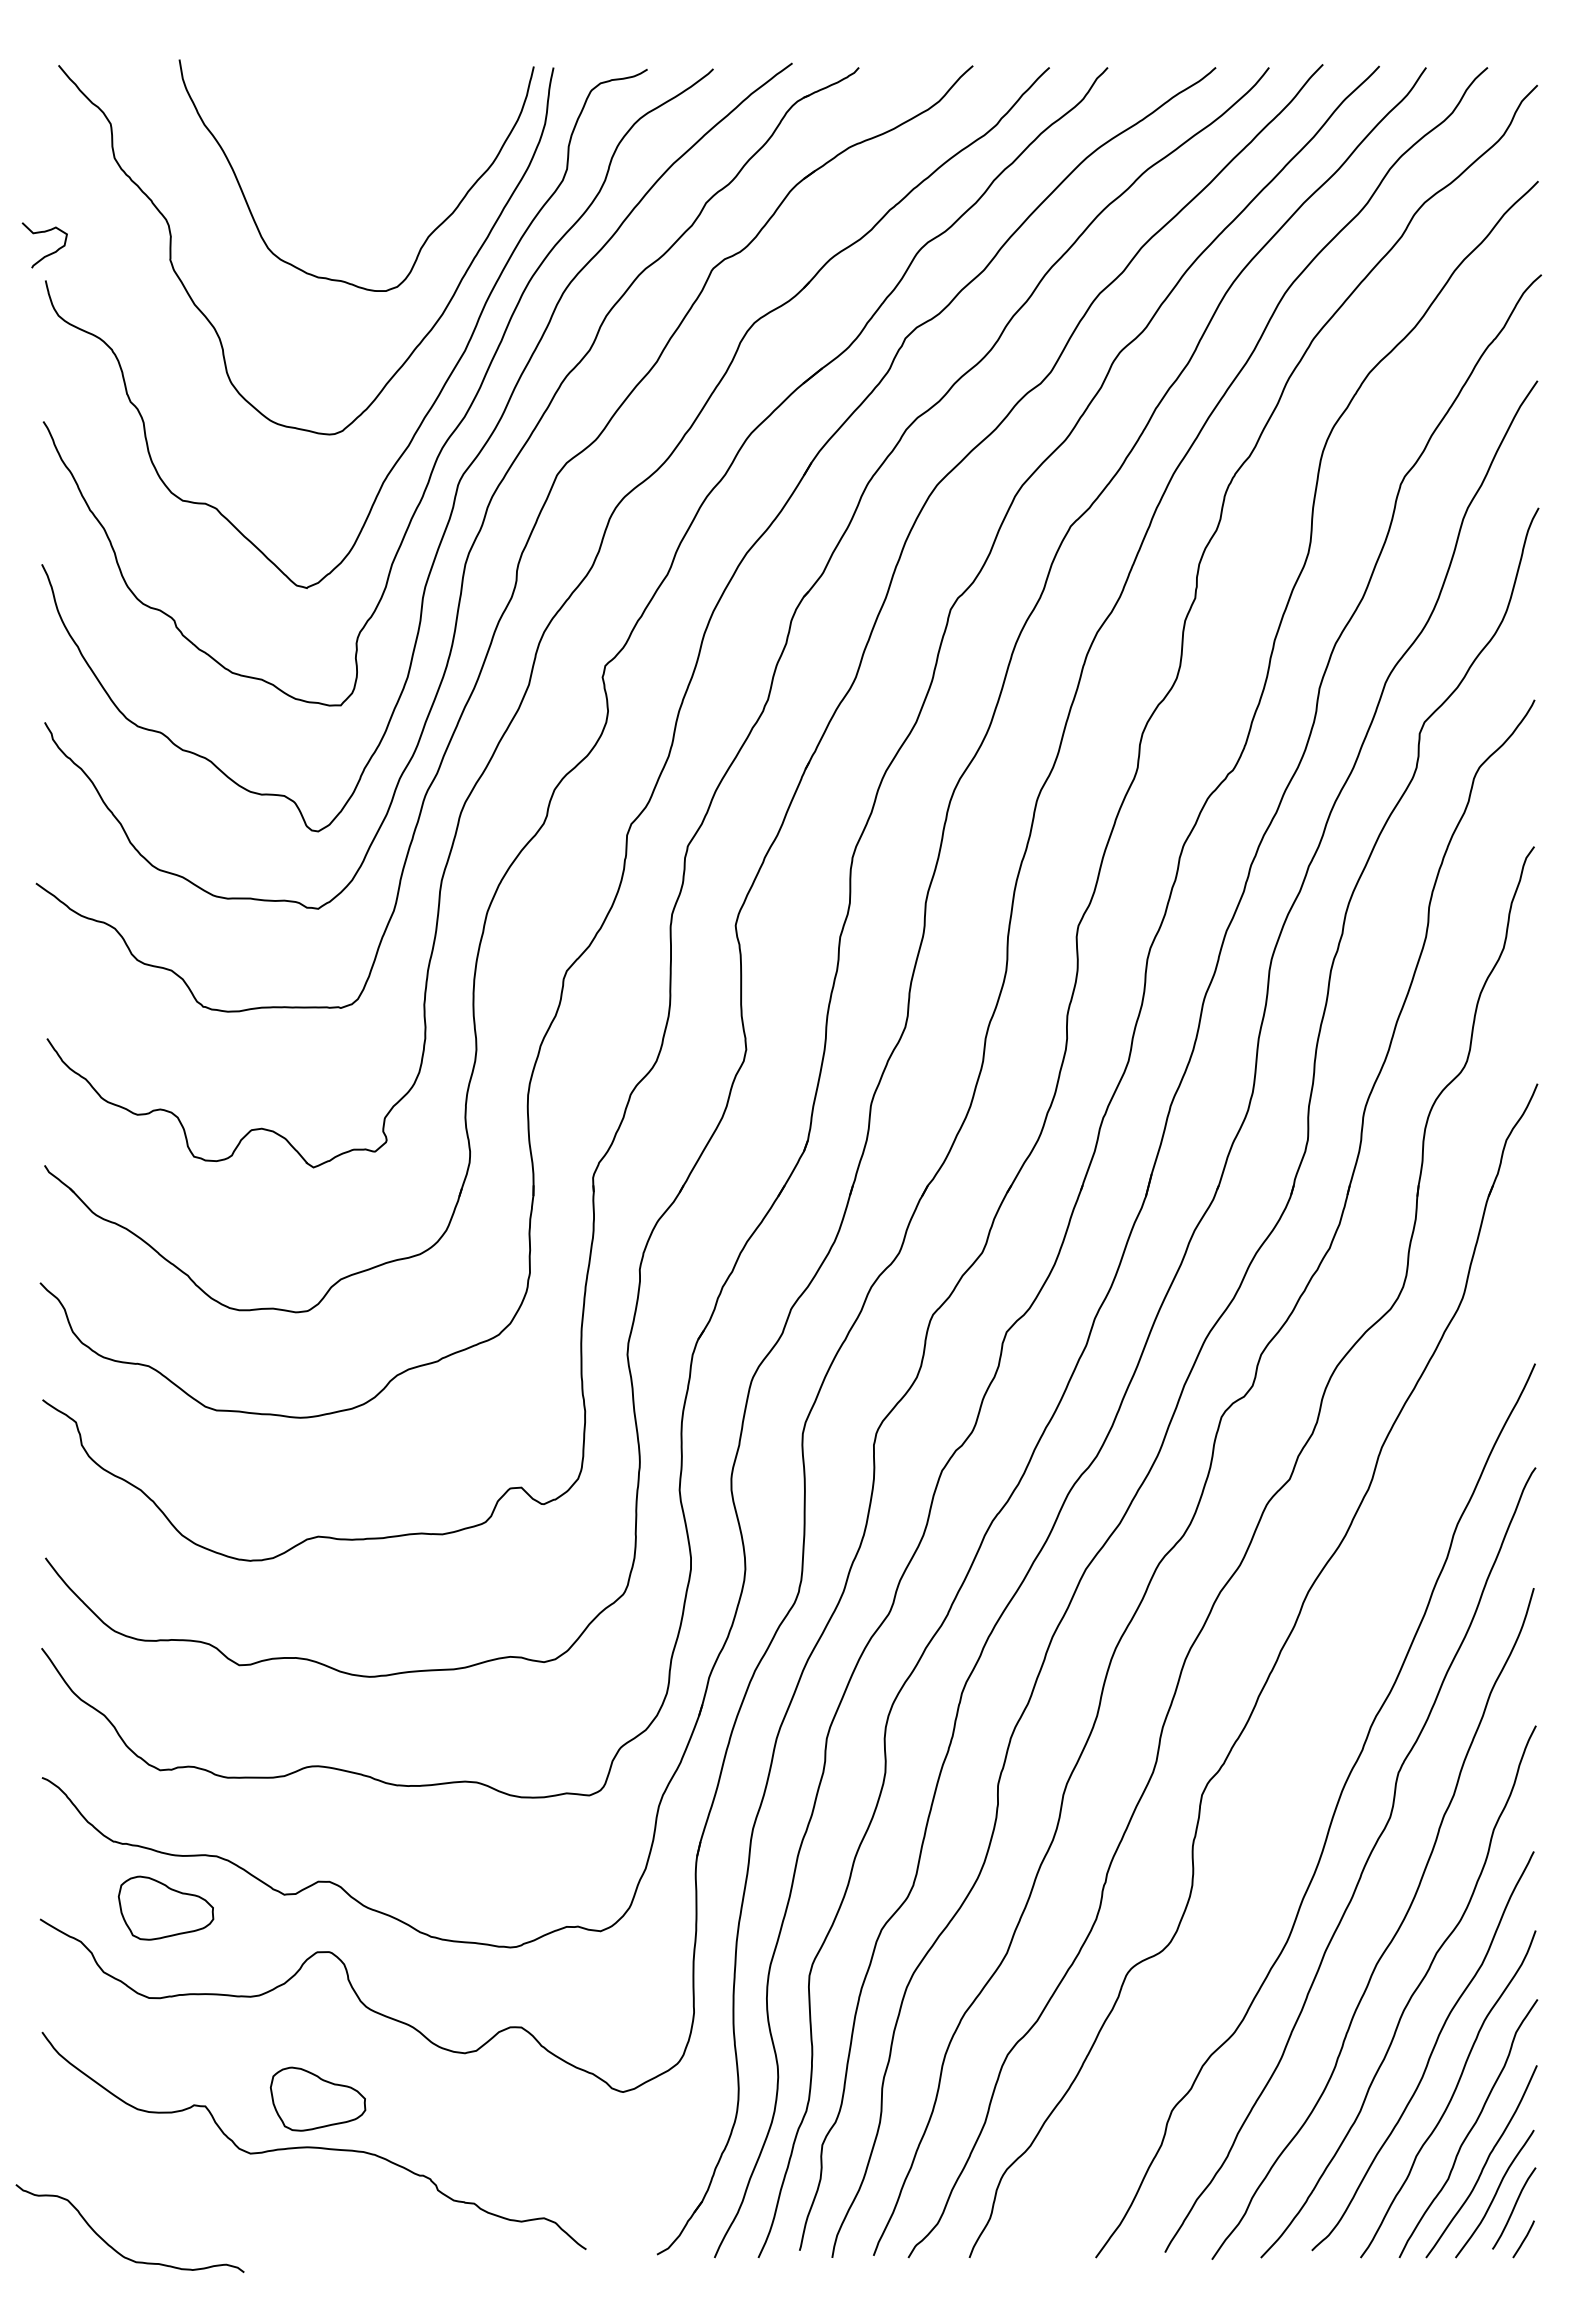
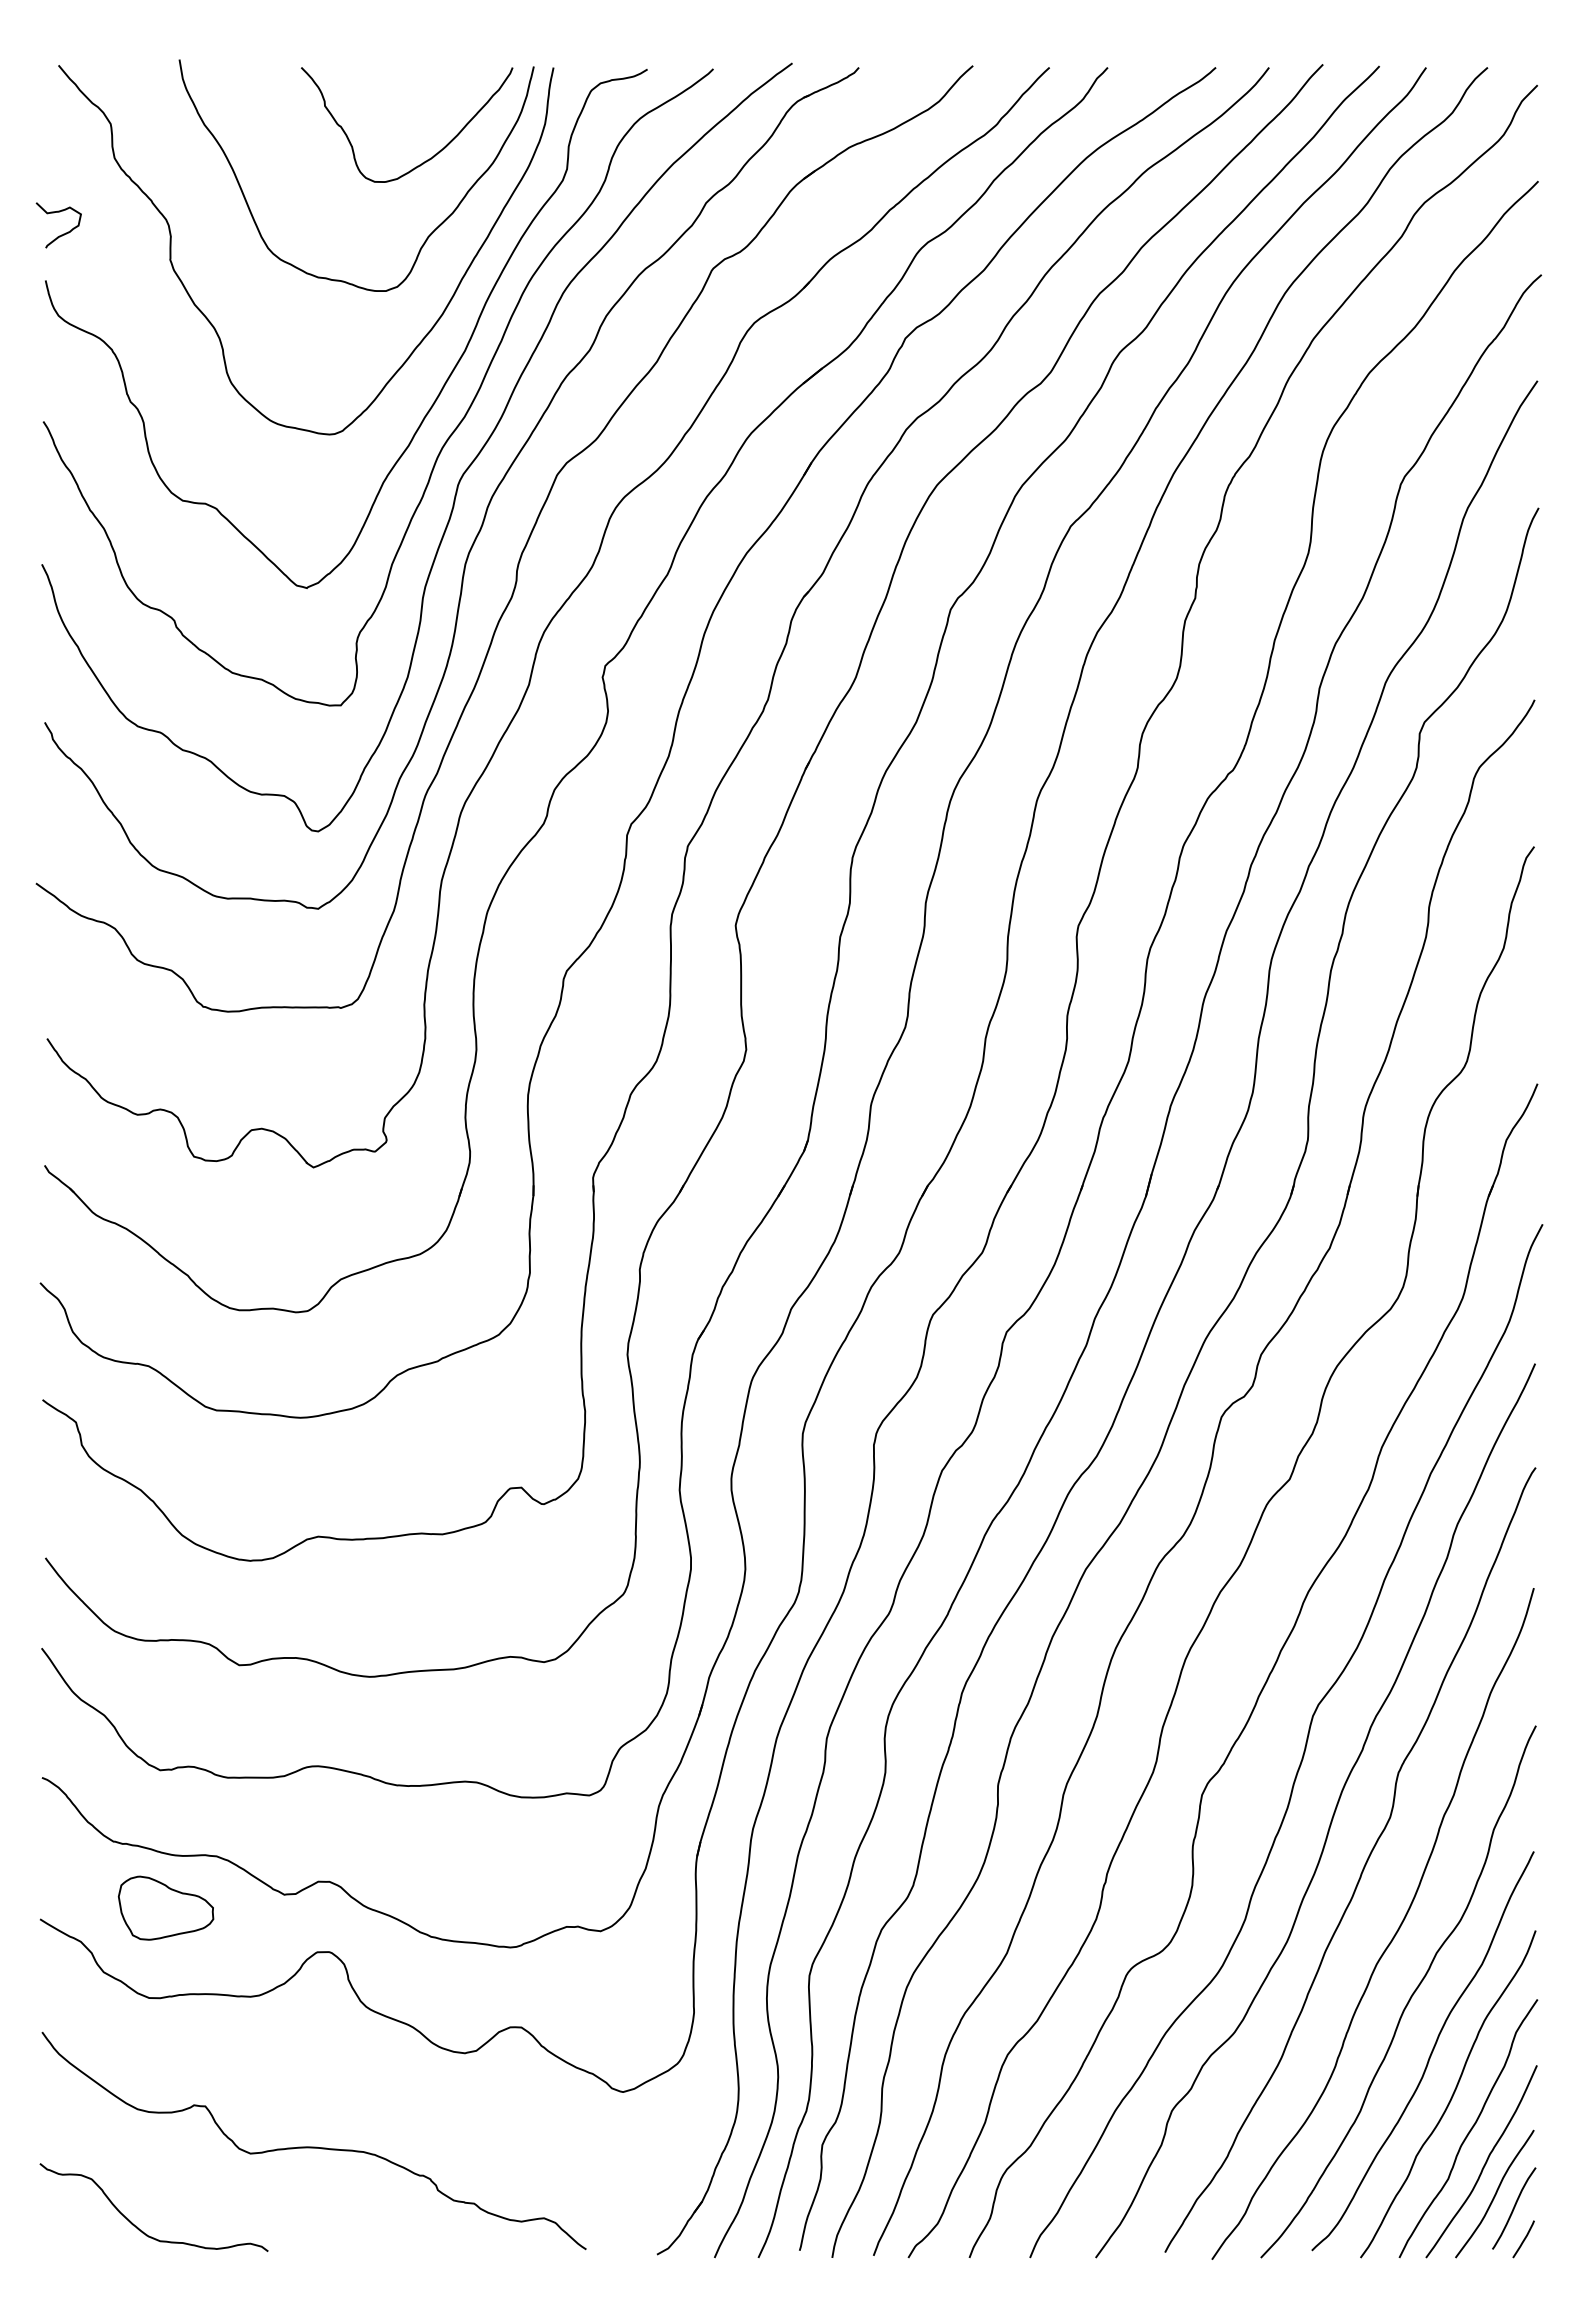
curve: none -> present (430, 157)
curve position: (49, 253) -> (63, 233) (63, 233)
curve: none -> present (1304, 1746)
part: present -> none (317, 2098)
curve position: (112, 2246) -> (136, 2225) (136, 2225)
